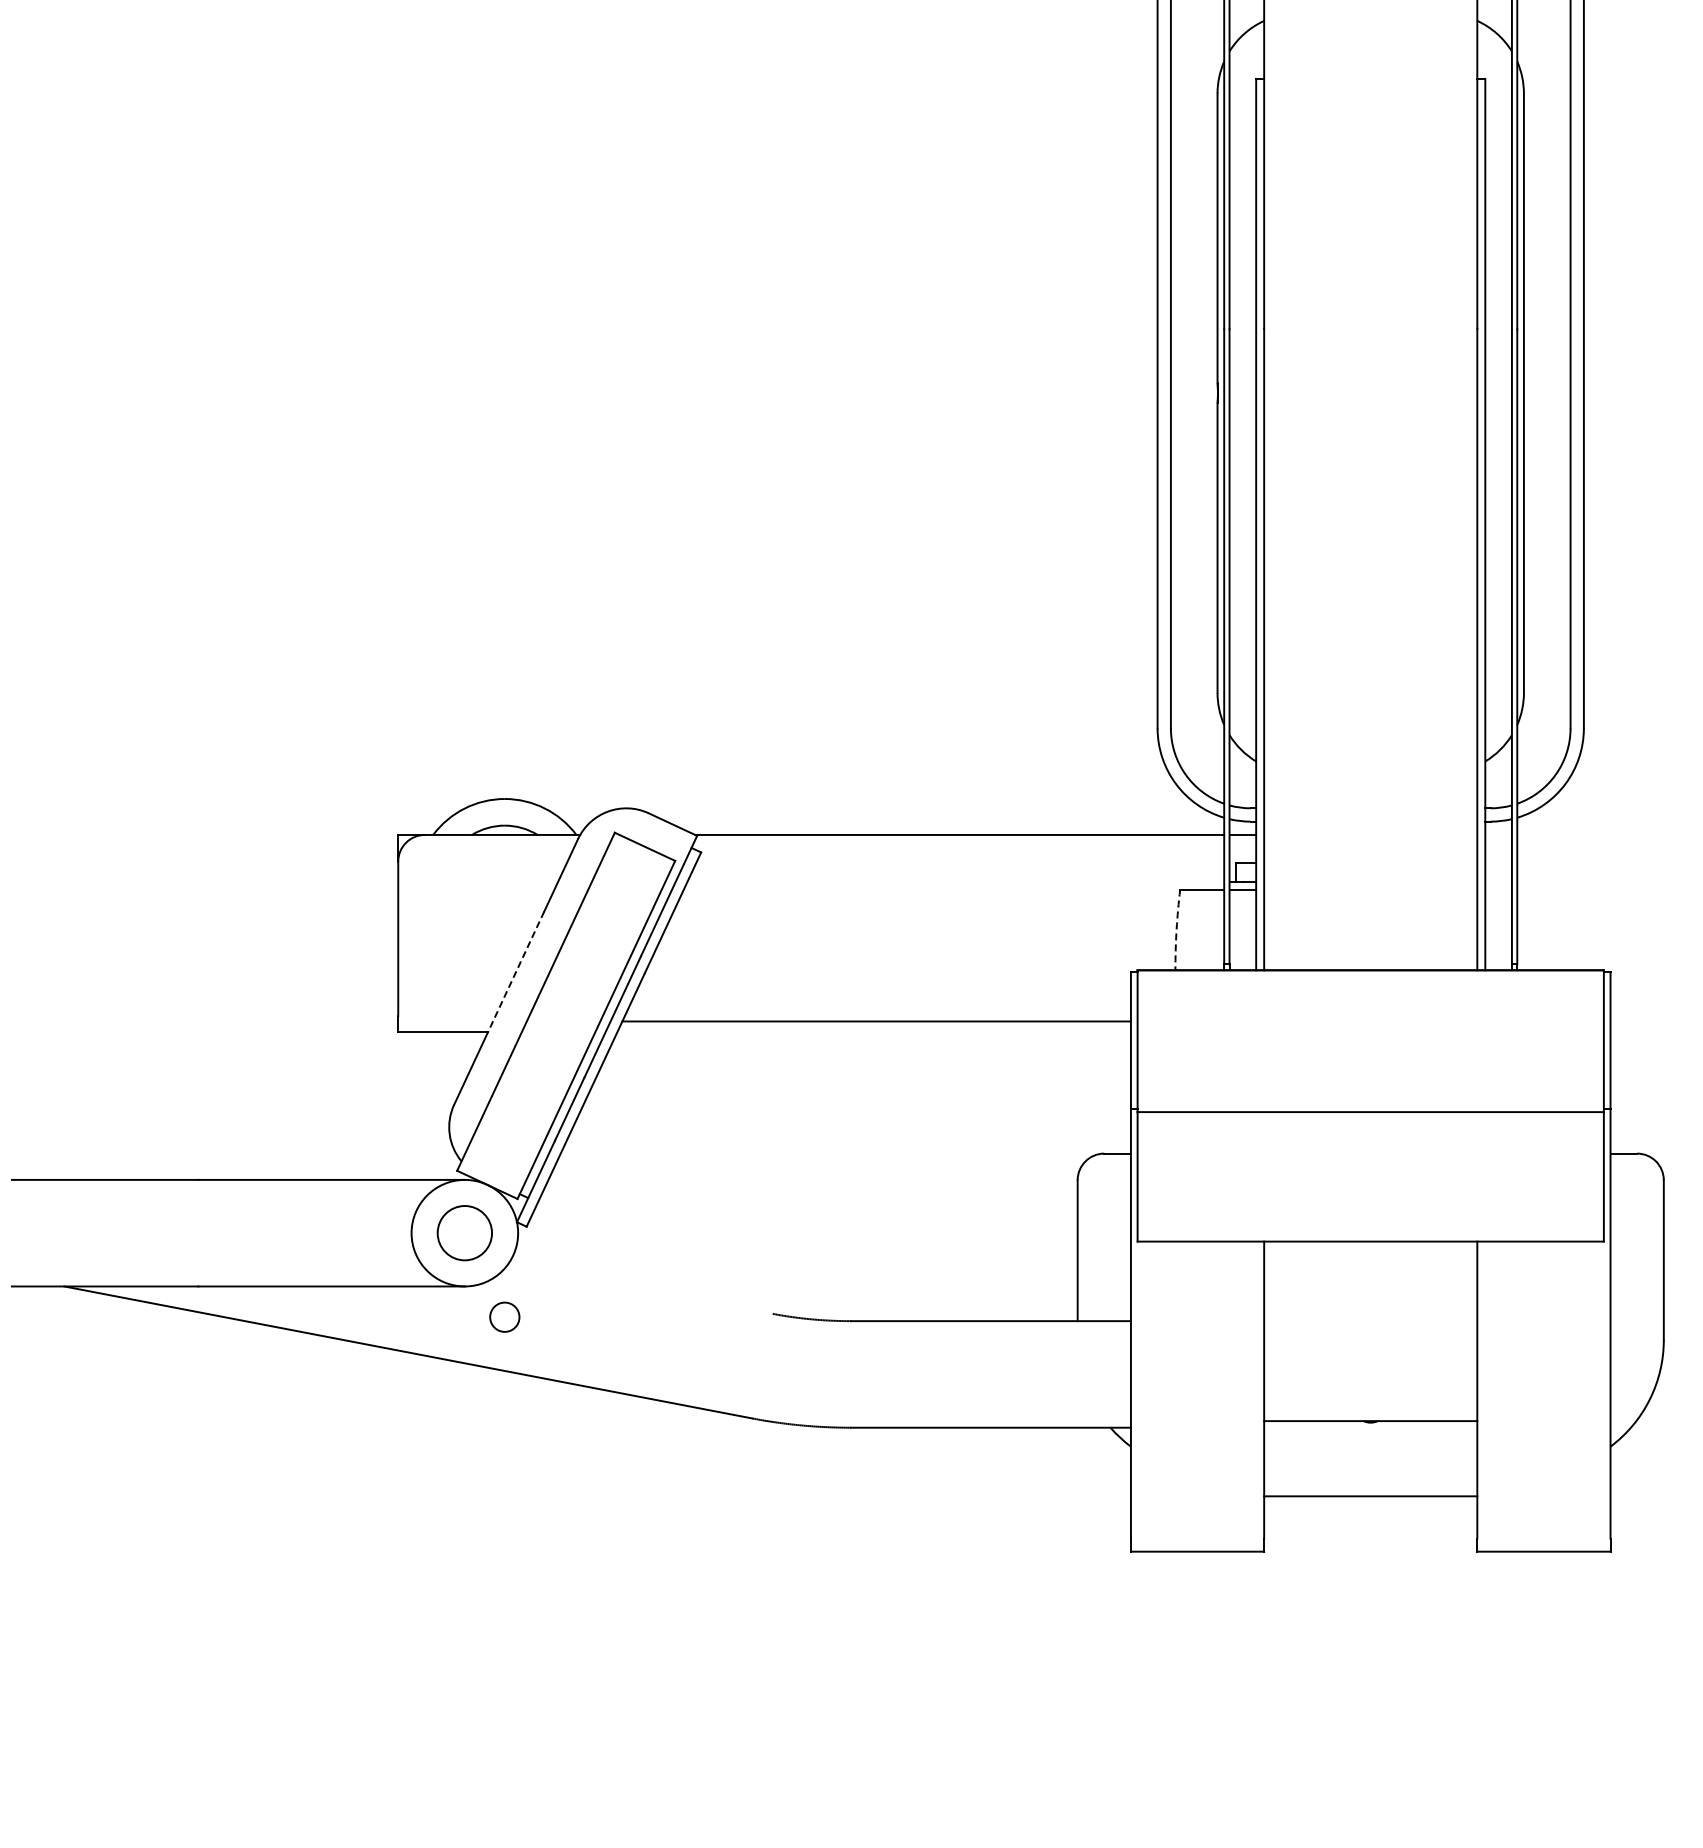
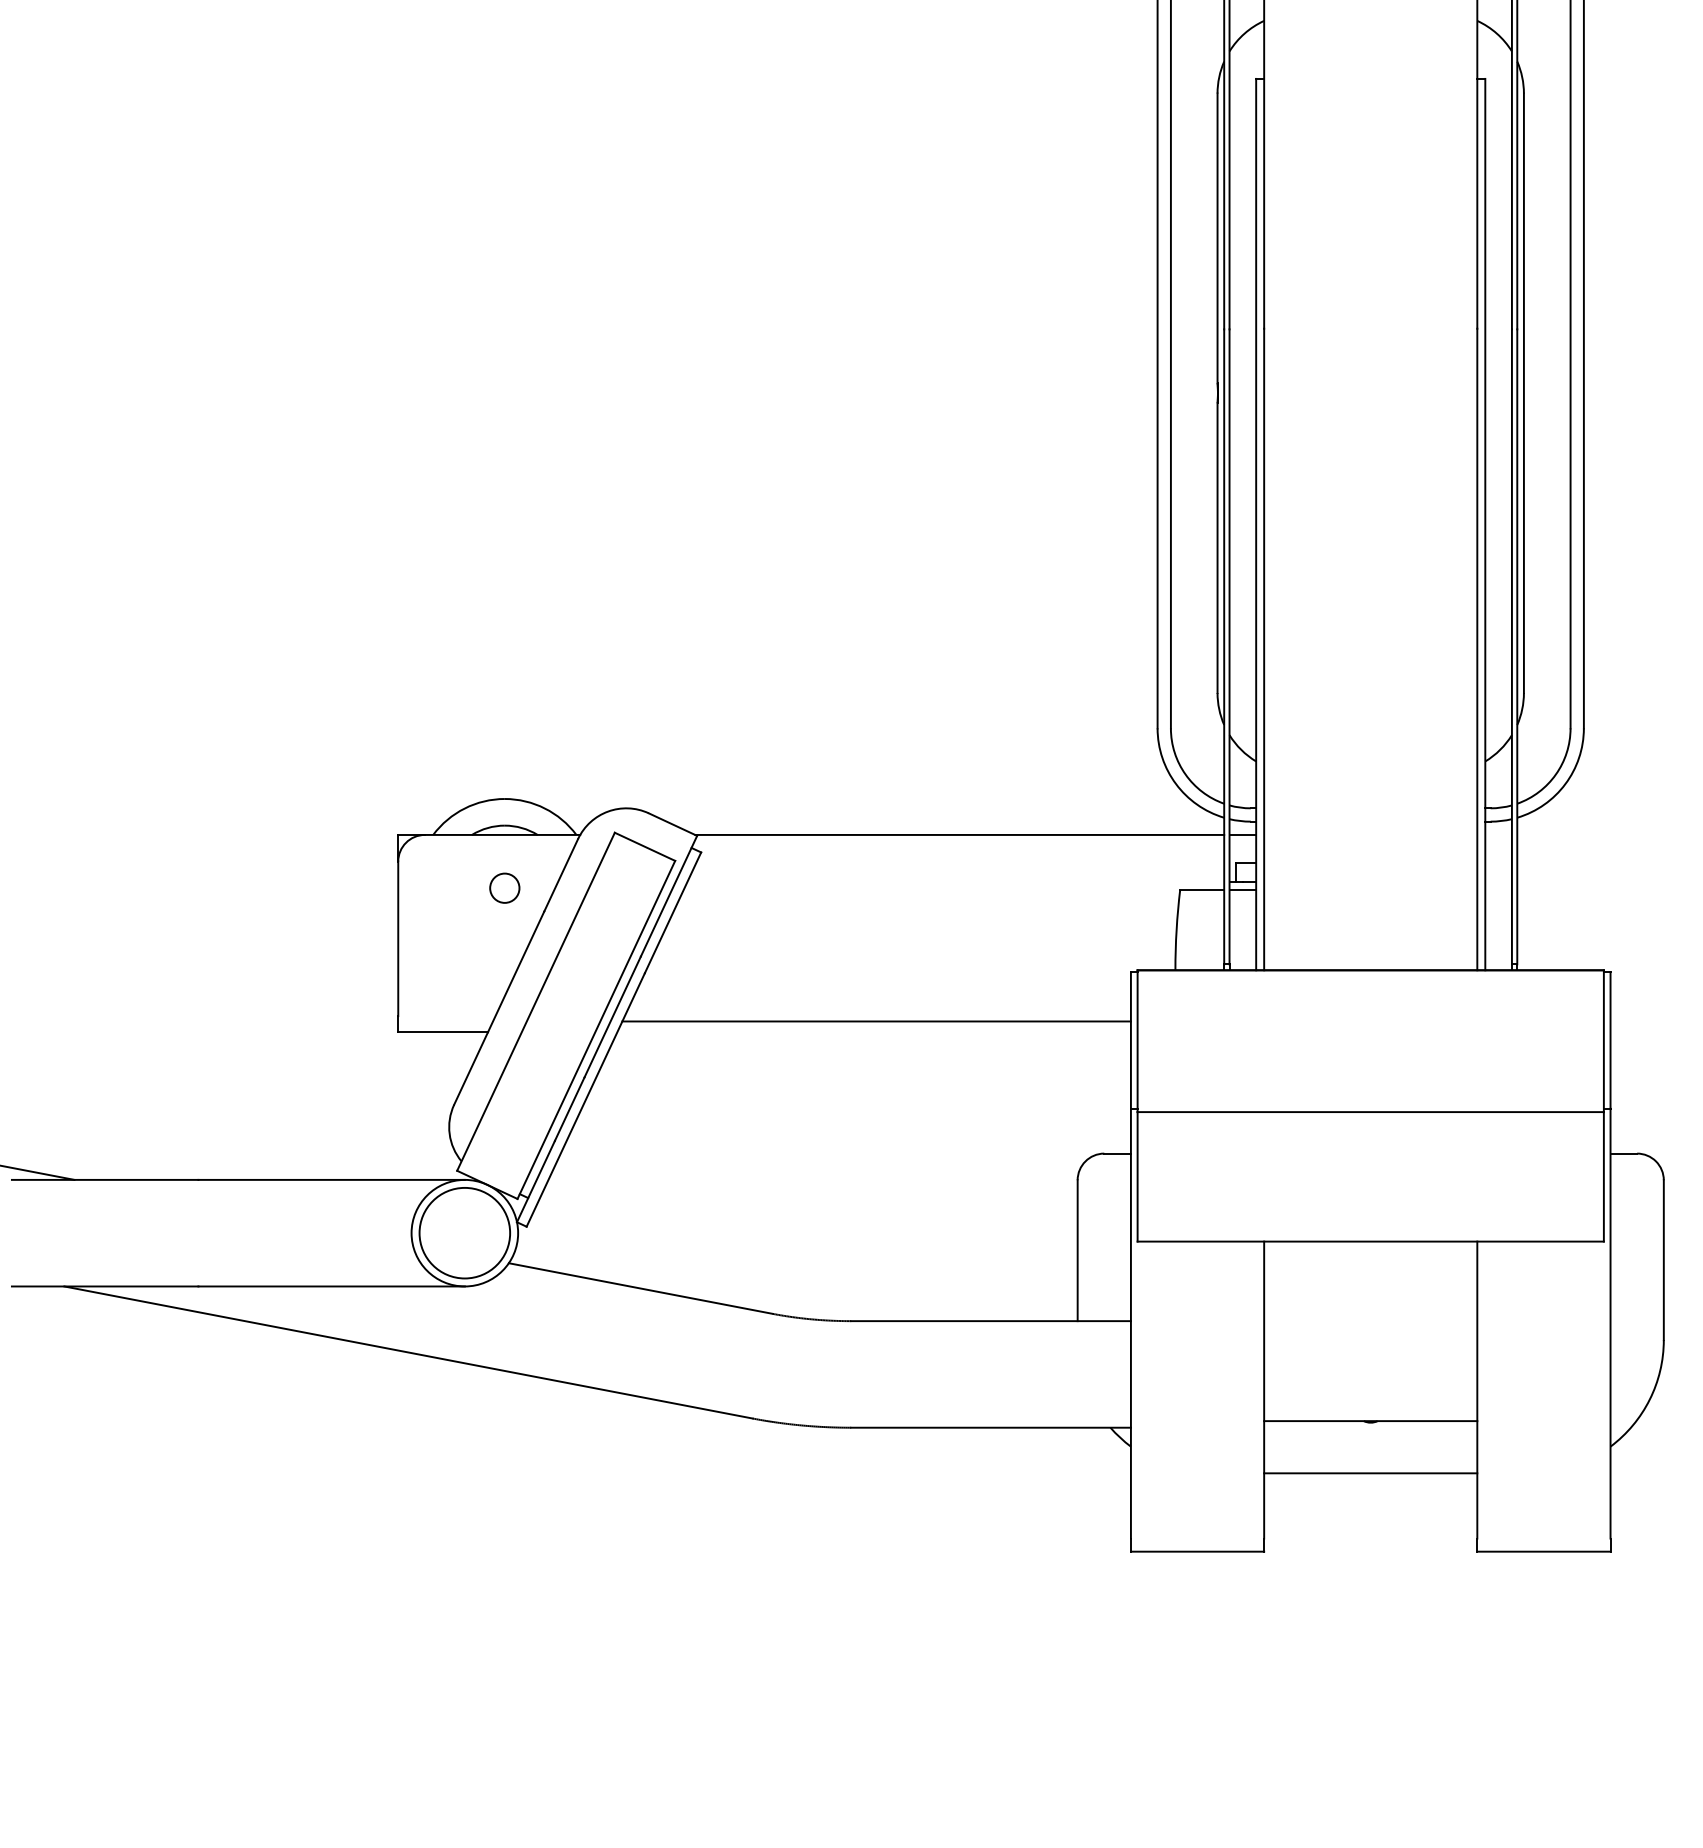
arc: dashed -> solid (1176, 929)
line: dashed -> solid (516, 971)
line: none -> present (38, 1172)
circle diameter: 54 px -> 91 px (464, 1232)
line: none -> present (640, 1288)
circle position: (504, 1316) -> (504, 887) (504, 887)
line position: (1370, 1496) -> (1370, 1473) (1370, 1473)
